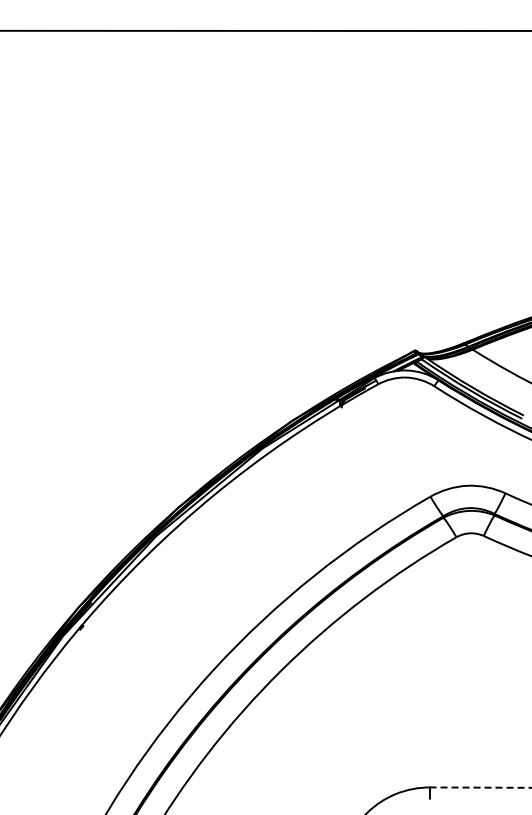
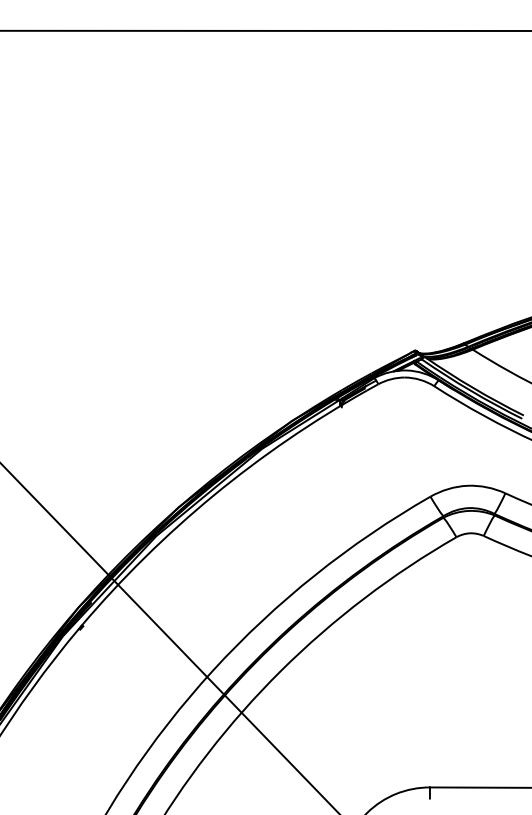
line: none -> present (169, 637)
line: dashed -> solid (480, 787)
